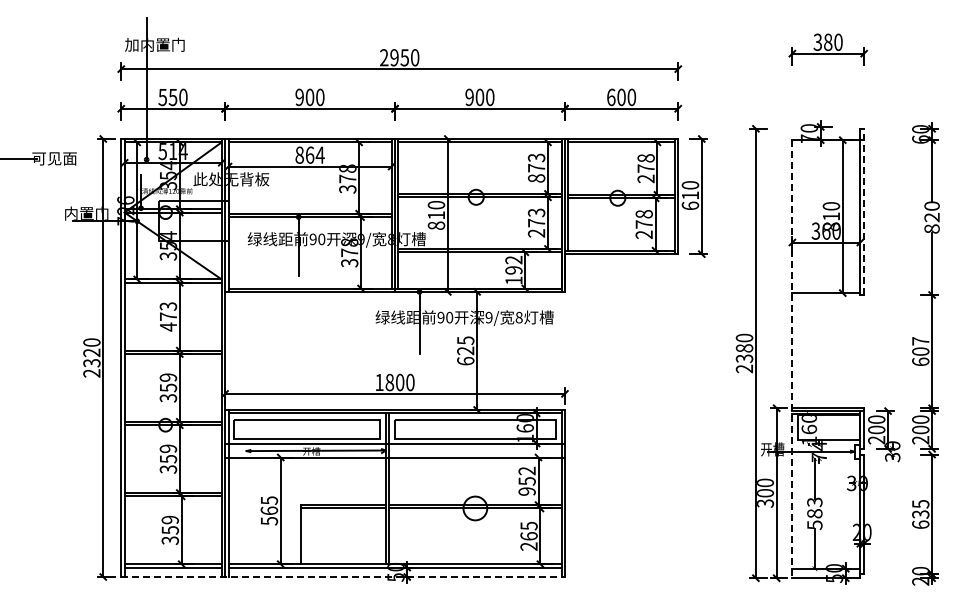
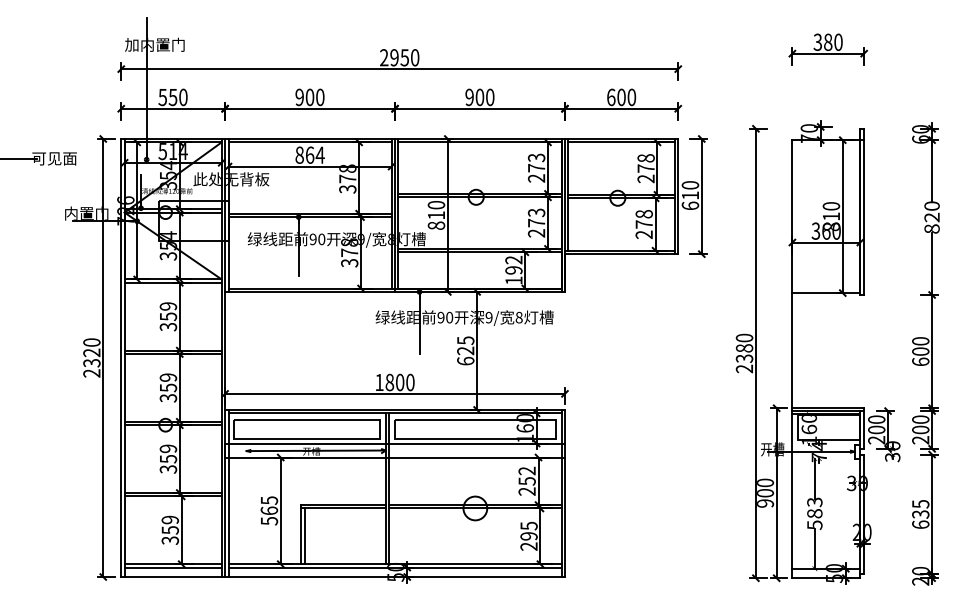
text: 873 -> 273 (536, 178)
line: dashed -> solid (864, 211)
text: 473 -> 359 (168, 316)
text: 607 -> 600 (920, 341)
line: dashed -> solid (792, 359)
text: 952 -> 252 (526, 491)
text: 300 -> 900 (765, 503)
line: none -> present (304, 536)
text: 265 -> 295 (528, 536)
line: dashed -> solid (343, 577)
